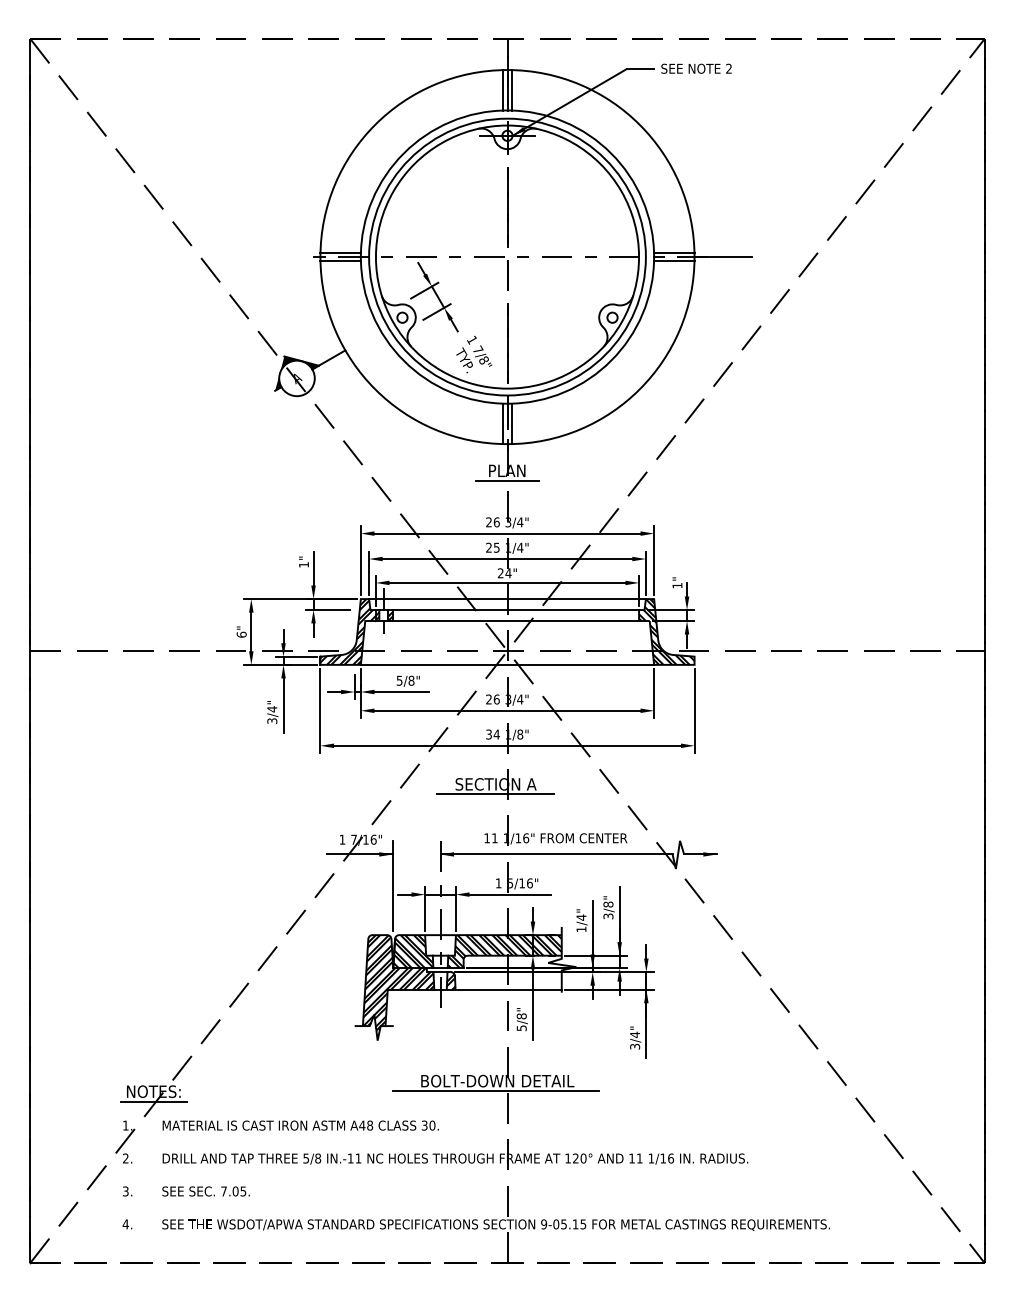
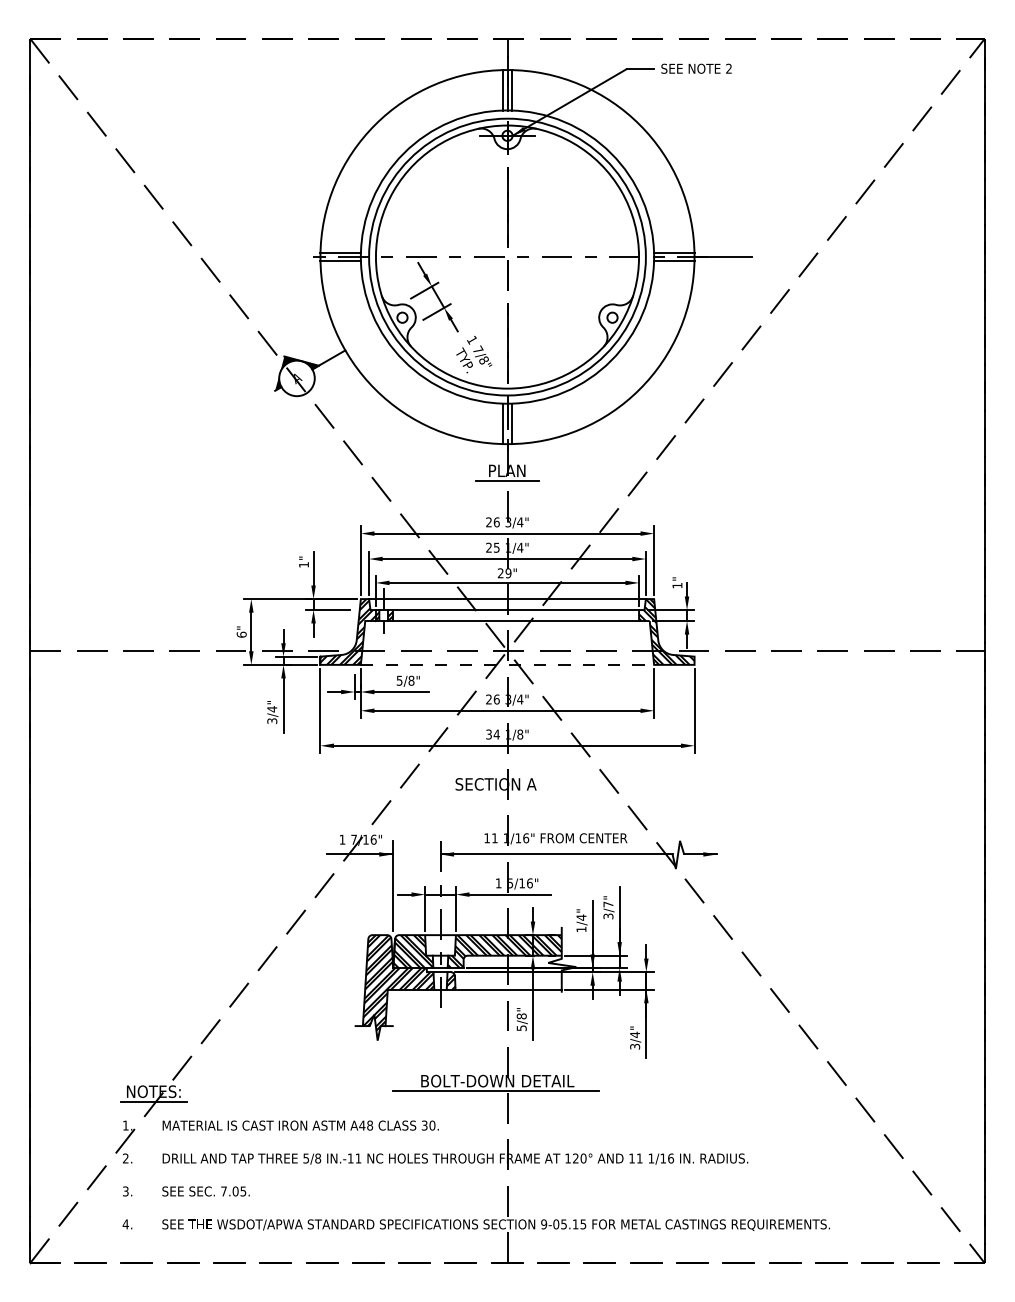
text: 24" -> 29" (508, 573)
line: solid -> dashed (507, 664)
line: present -> none (495, 794)
text: 3/8" -> 3/7" (608, 904)
